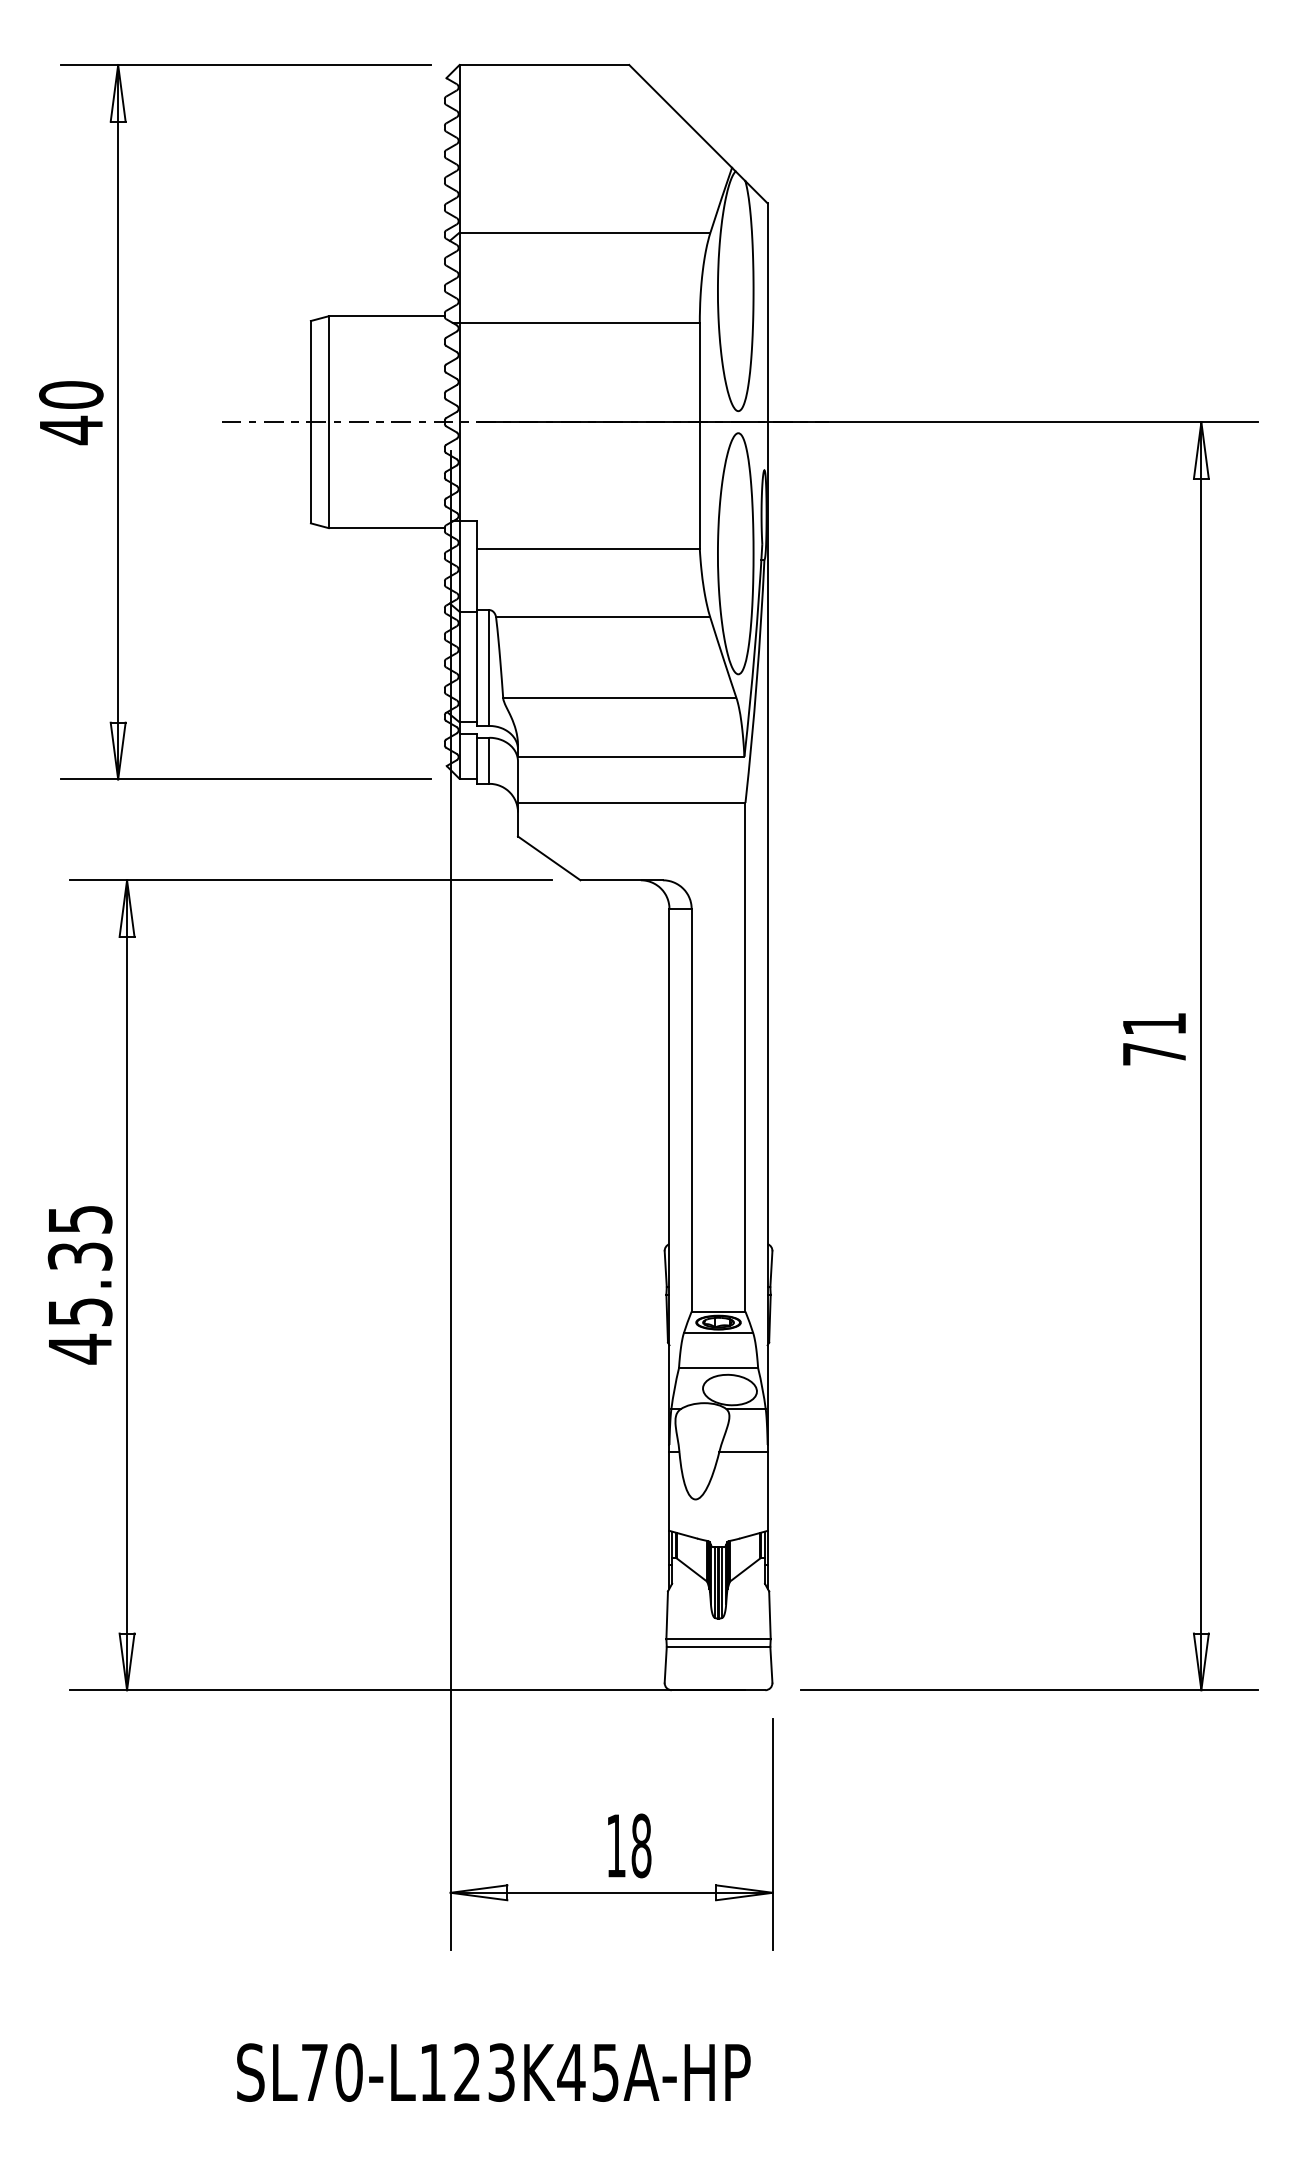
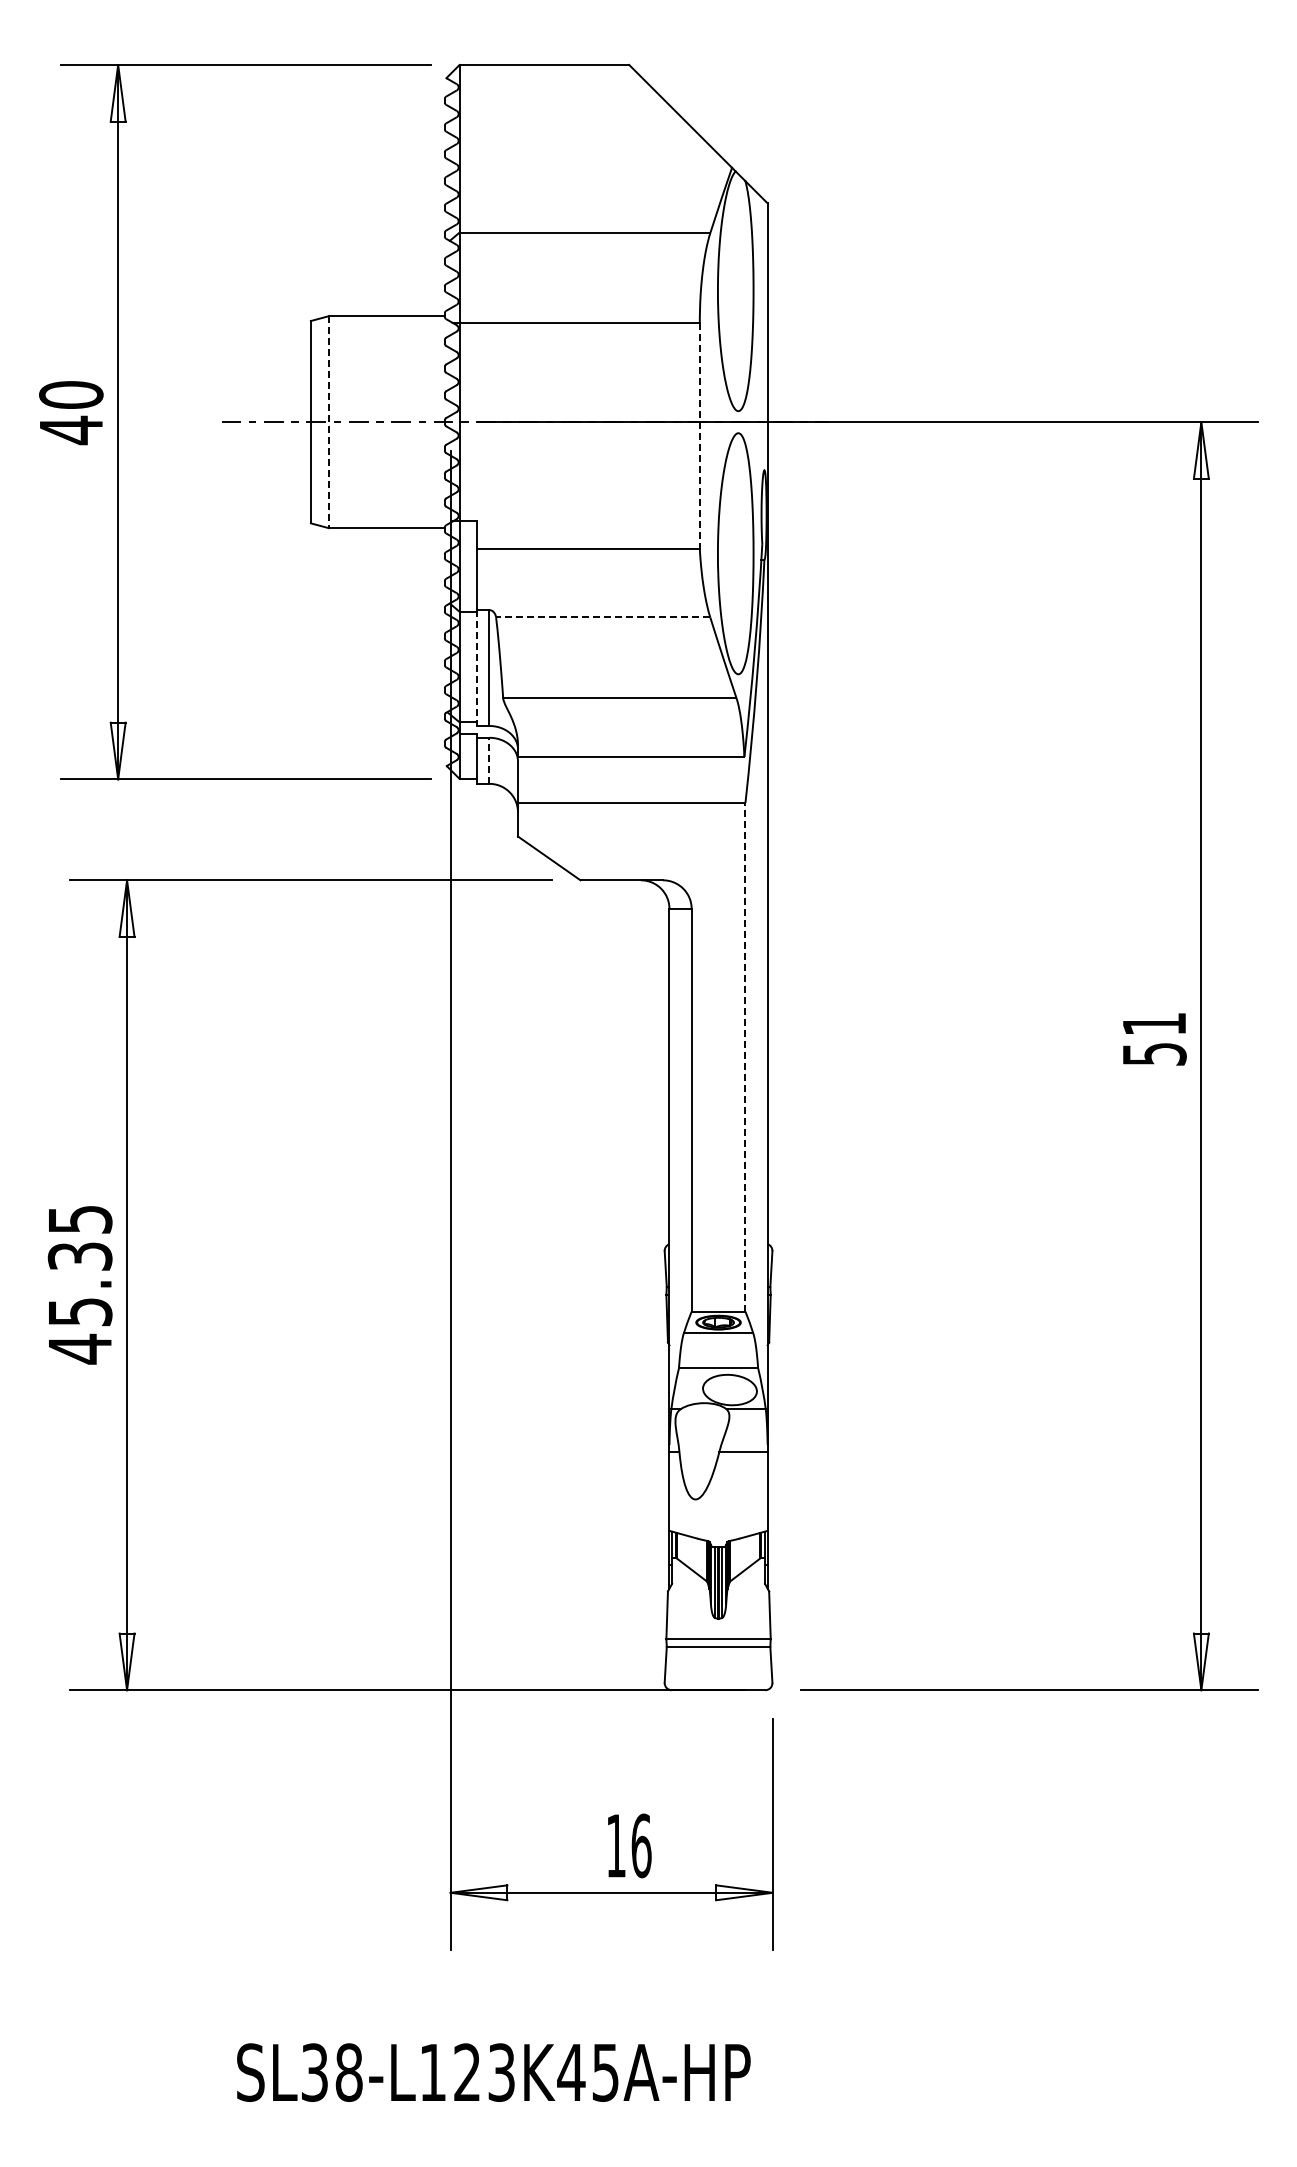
line: solid -> dashed (328, 422)
line: solid -> dashed (699, 436)
line: solid -> dashed (602, 617)
line: solid -> dashed (477, 668)
line: solid -> dashed (489, 760)
text: 71 -> 51 (1154, 1054)
line: solid -> dashed (745, 1056)
text: 18 -> 16 (641, 1845)
text: SL70-L123K45A-HP -> SL38-L123K45A-HP (332, 2072)
